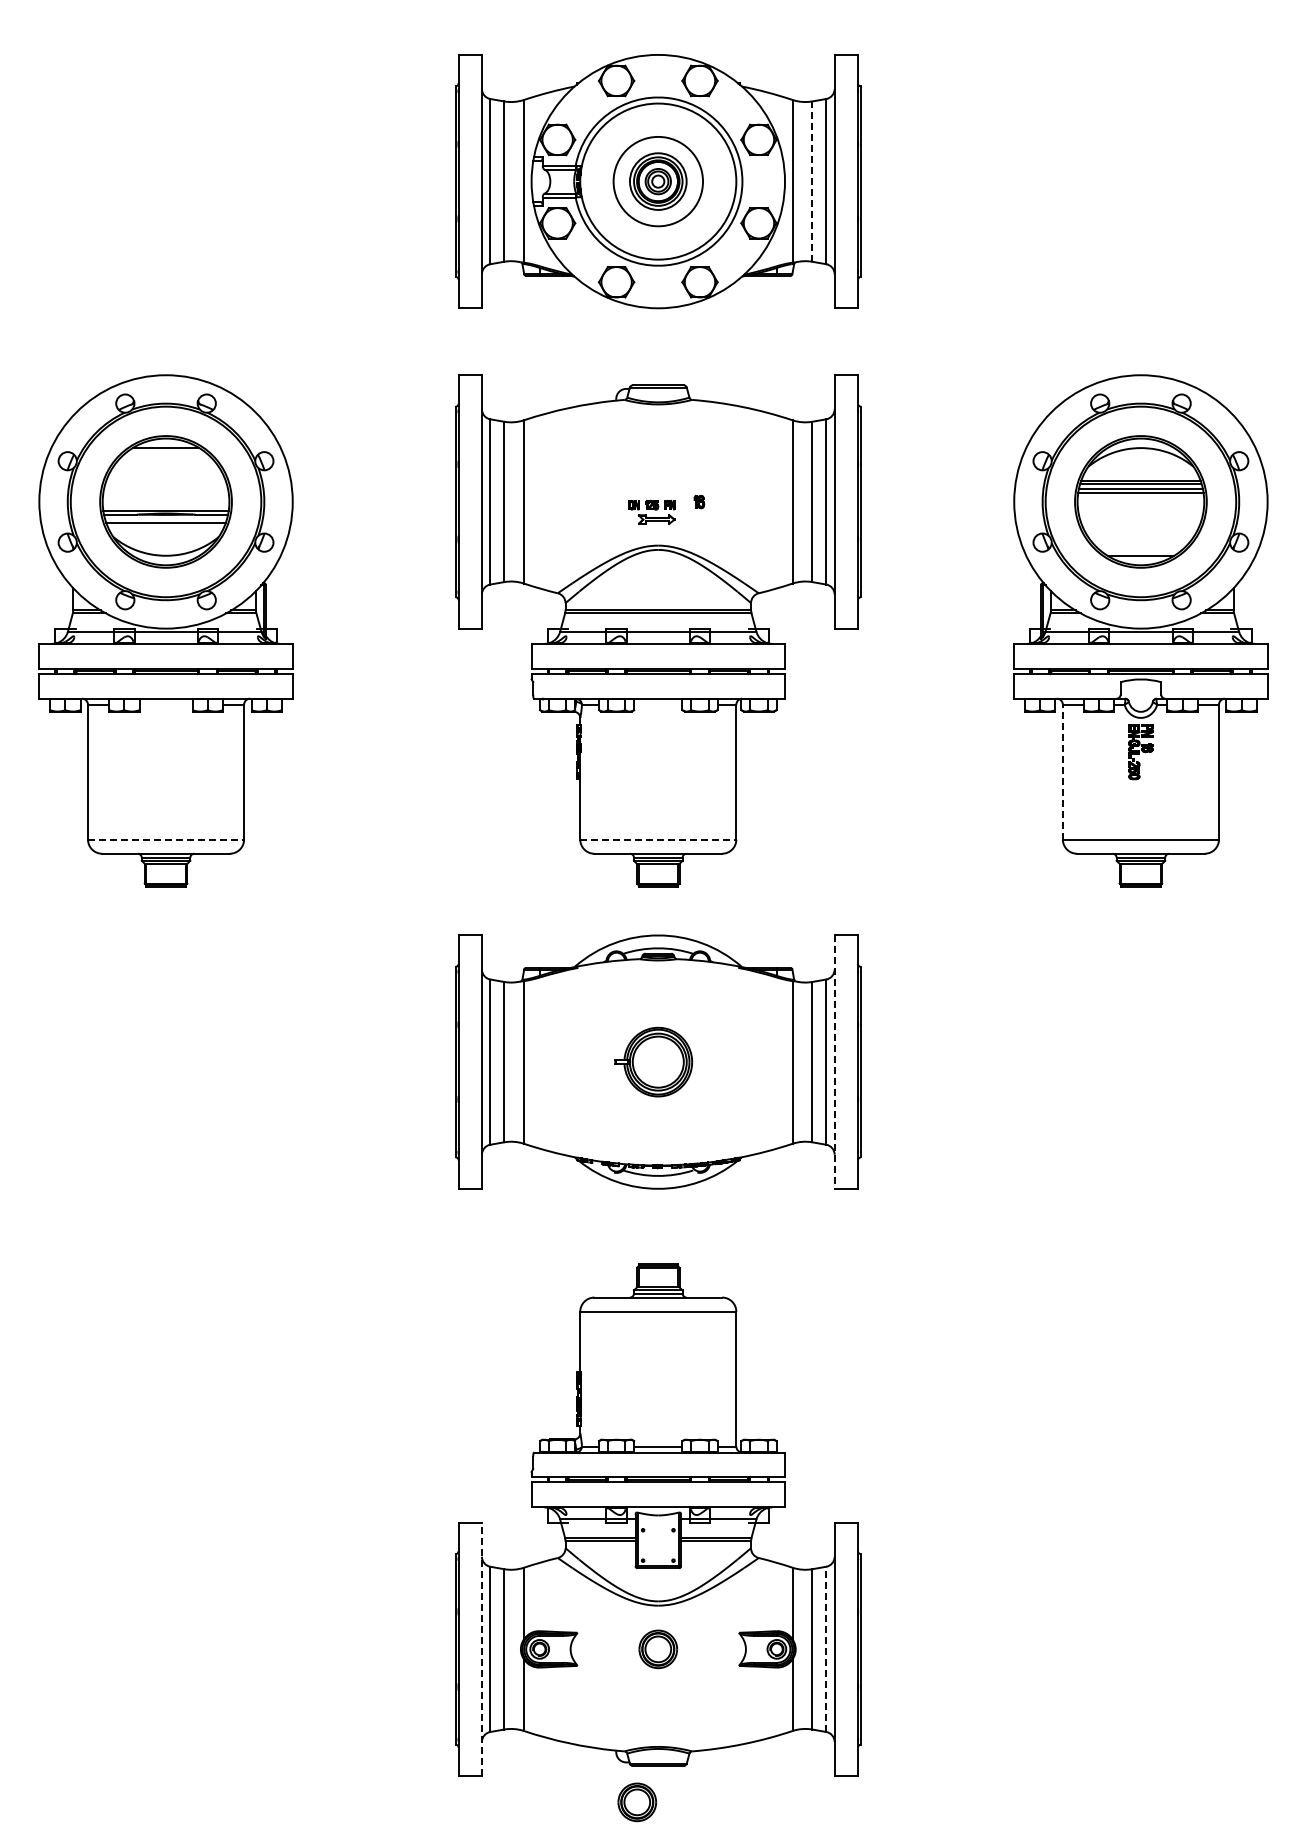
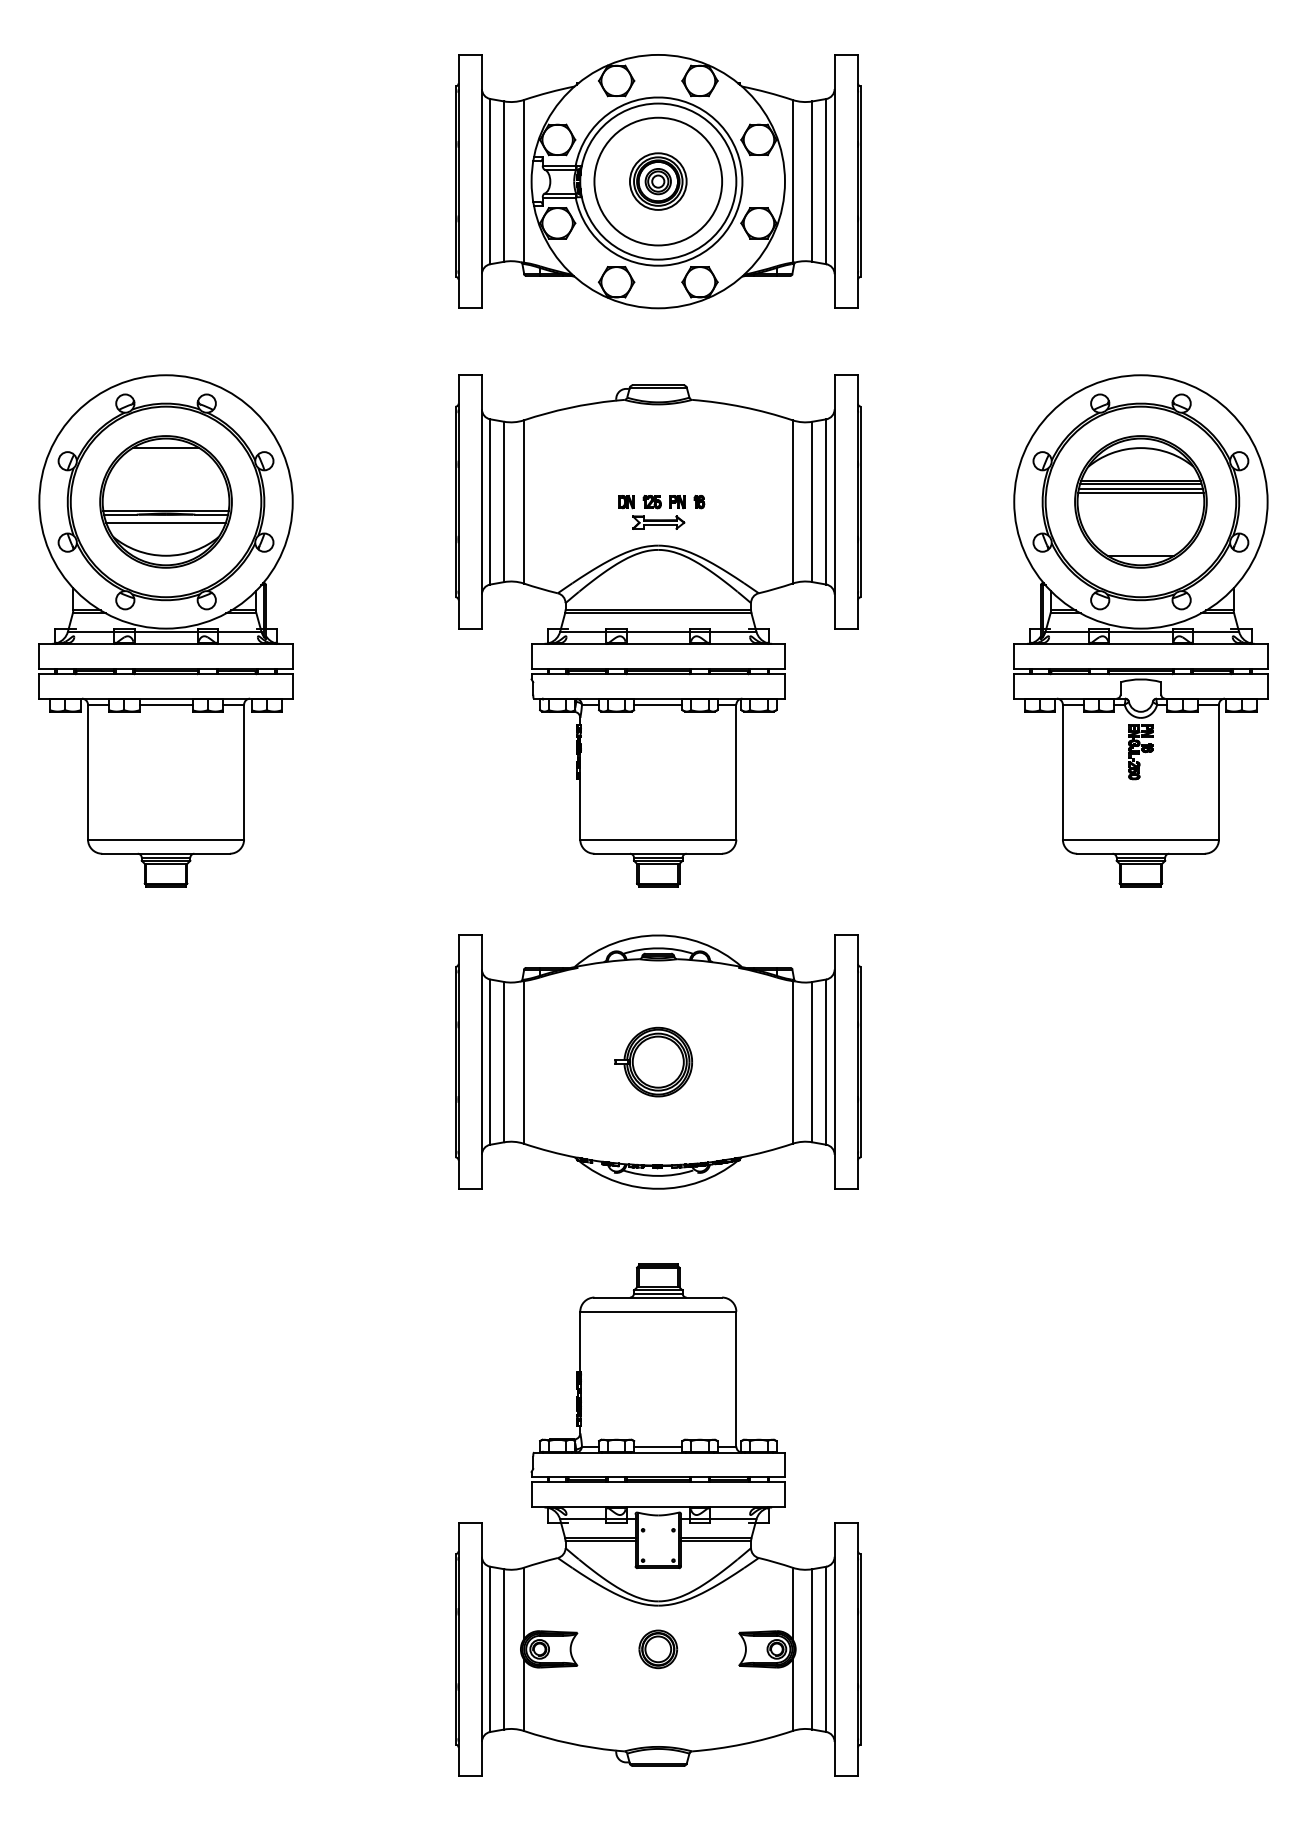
circle diameter: 89 px -> 128 px (658, 181)
line: dashed -> solid (812, 181)
part size: 48x26 px -> 68x35 px (651, 512)
line: none -> present (165, 704)
line: none -> present (658, 704)
line: dashed -> solid (1062, 771)
line: dashed -> solid (166, 839)
line: dashed -> solid (658, 839)
line: dashed -> solid (834, 1062)
line: dashed -> solid (481, 1649)
line: dashed -> solid (826, 1649)
part: present -> none (637, 1802)
